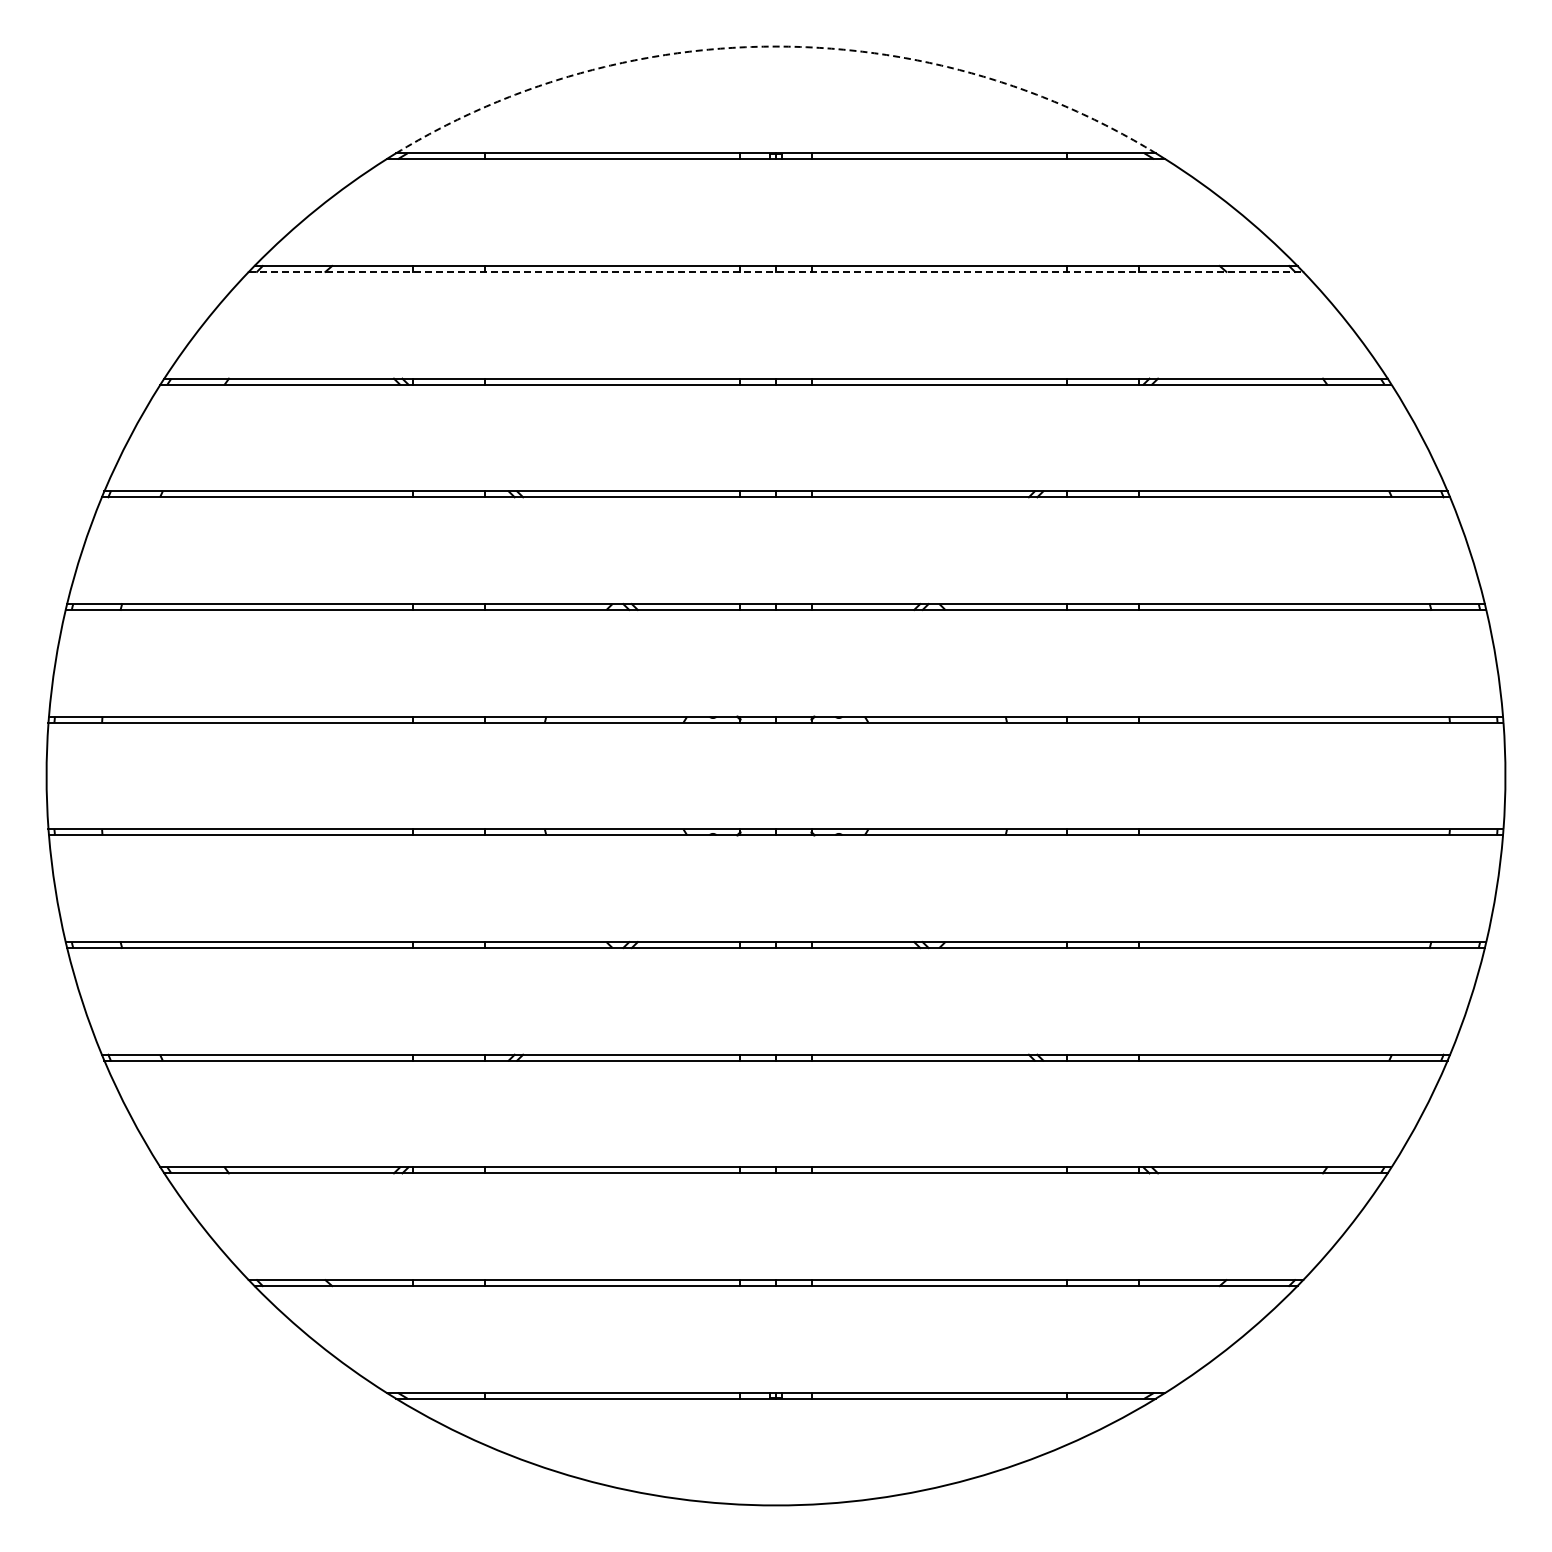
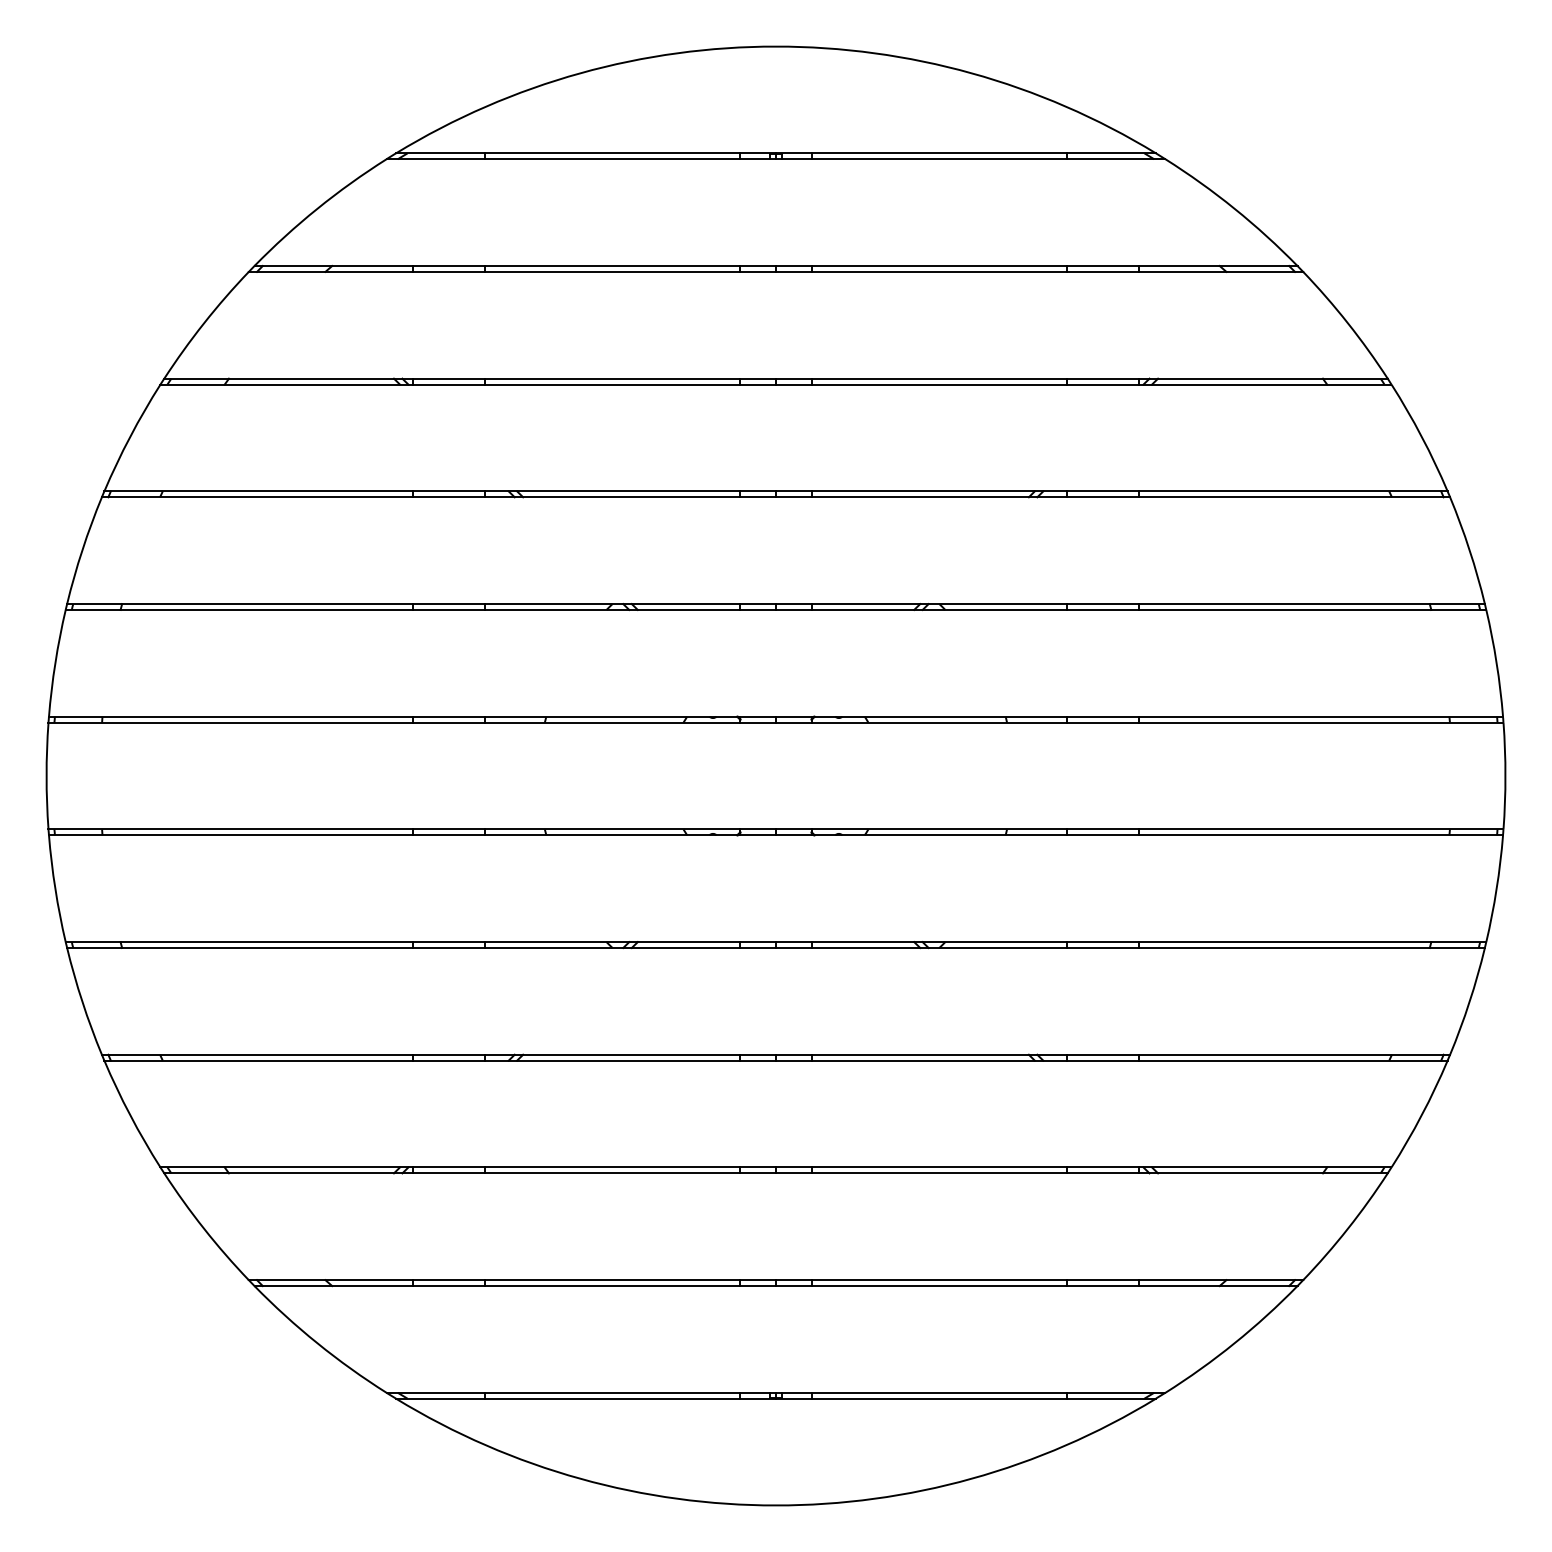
arc: dashed -> solid (776, 46)
line: dashed -> solid (776, 271)
